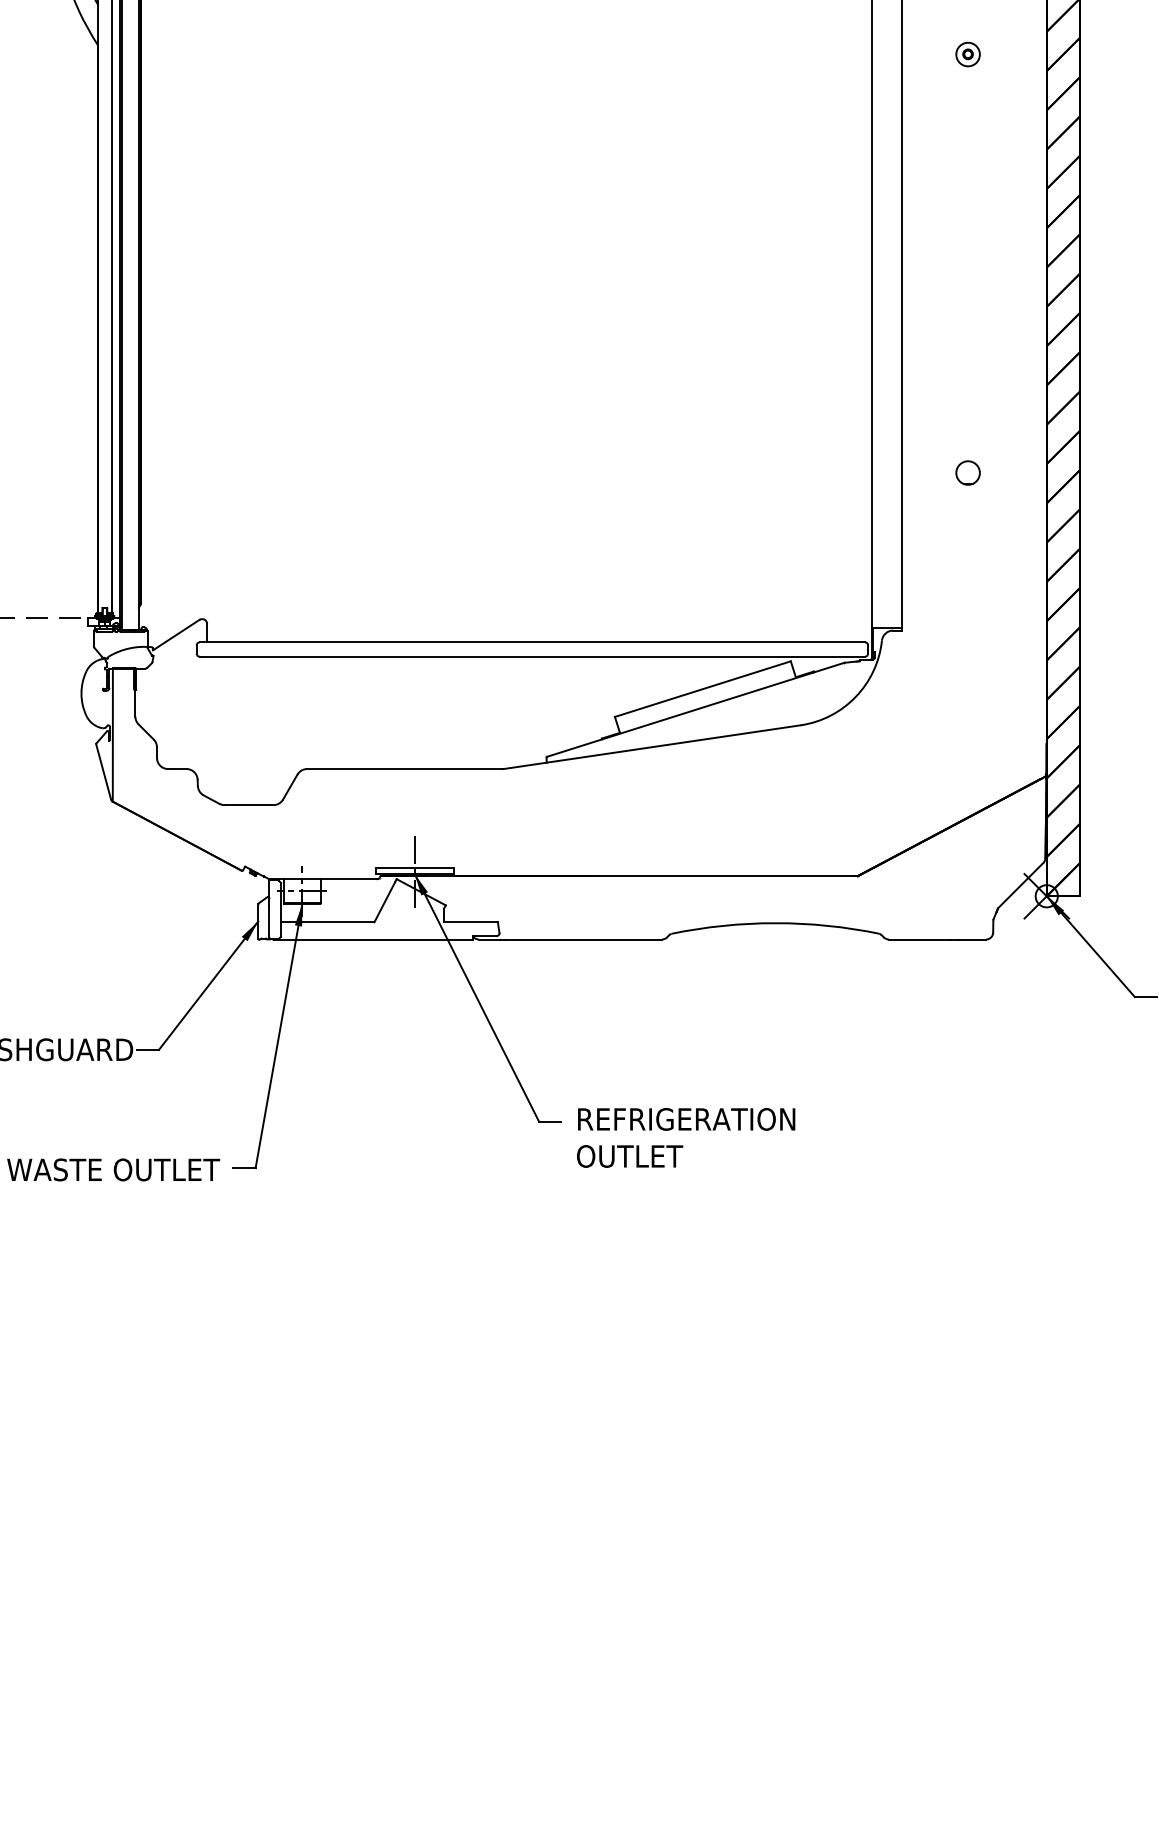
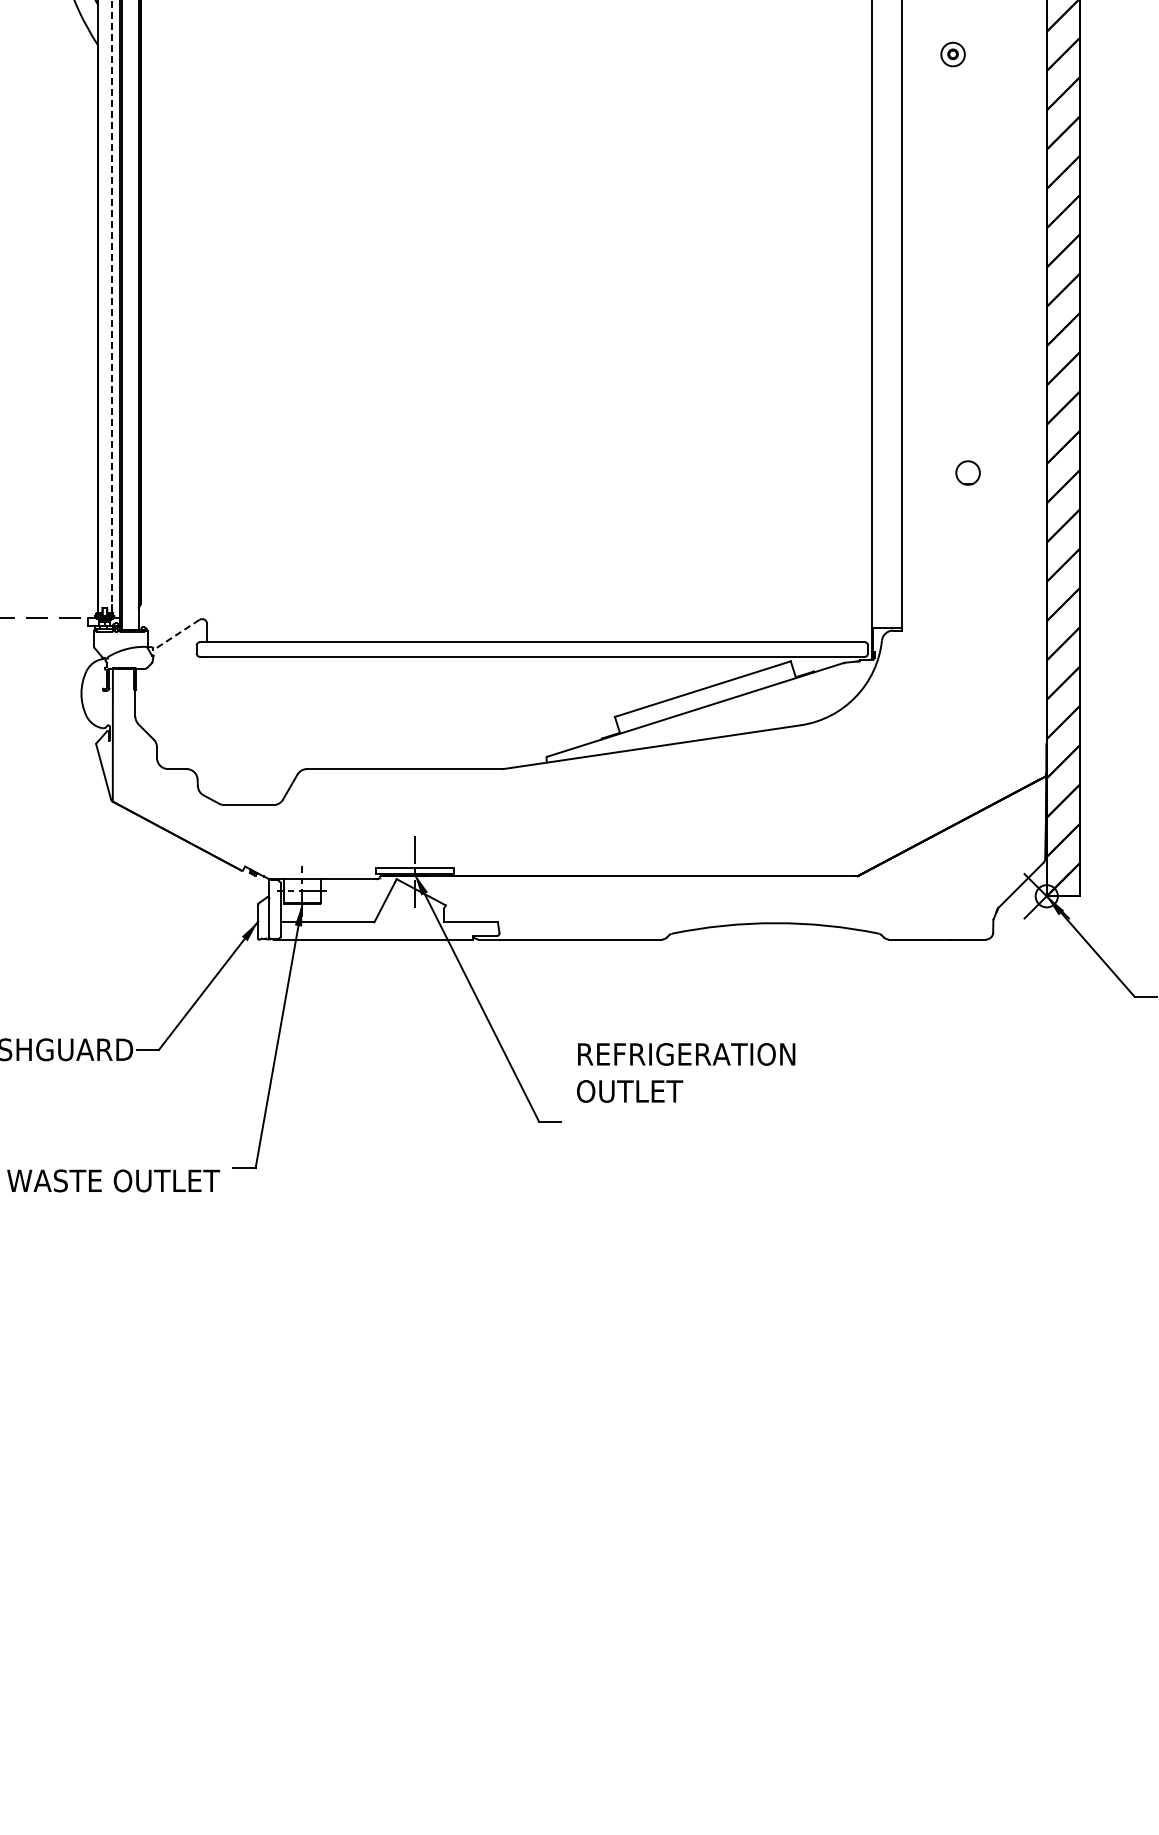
part position: (967, 54) -> (952, 54) (952, 54)
line: solid -> dashed (111, 306)
line: solid -> dashed (176, 635)
text position: (686, 1137) -> (686, 1072) (686, 1072)
text position: (113, 1169) -> (113, 1180) (113, 1180)
